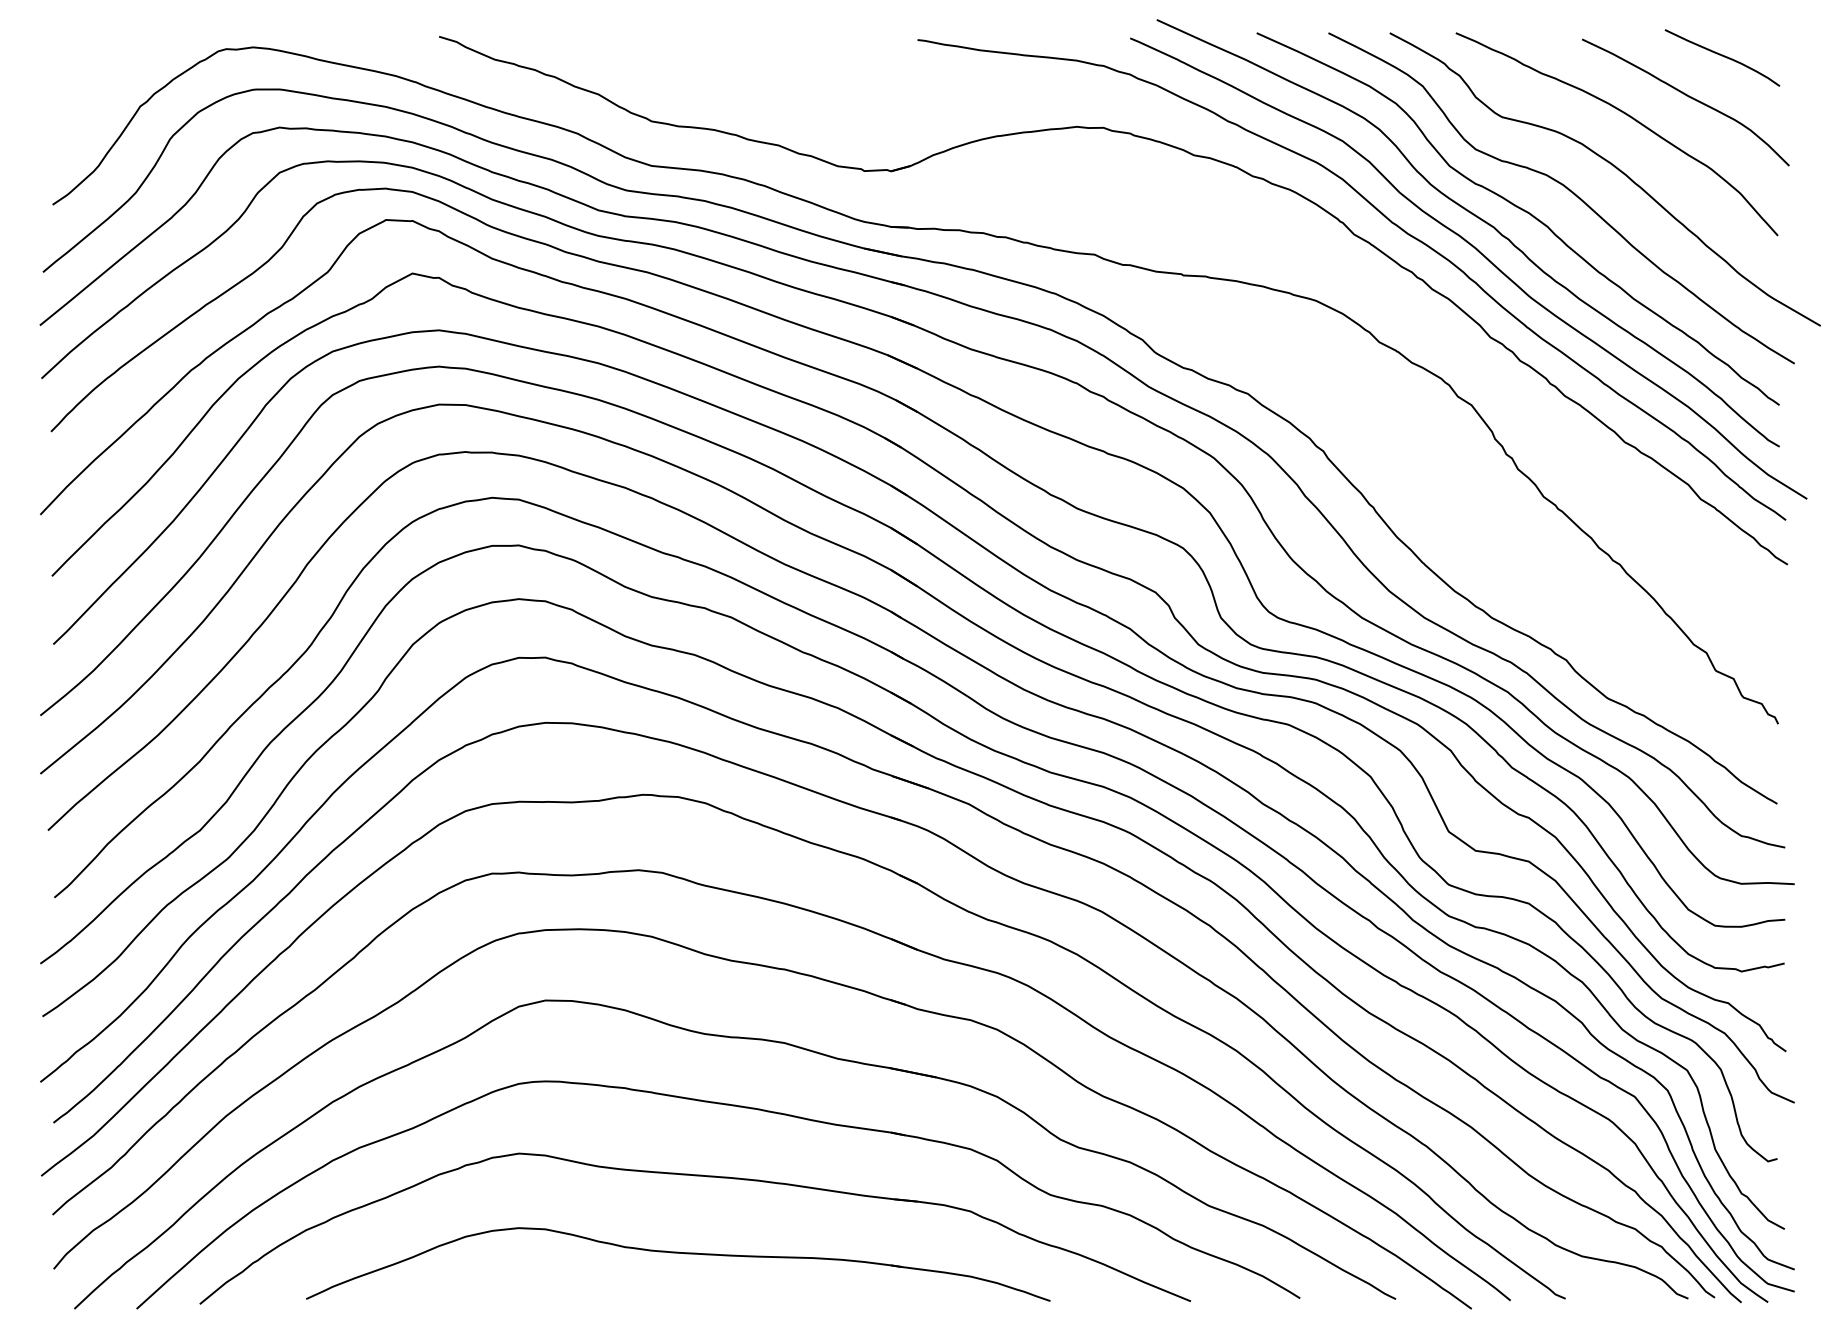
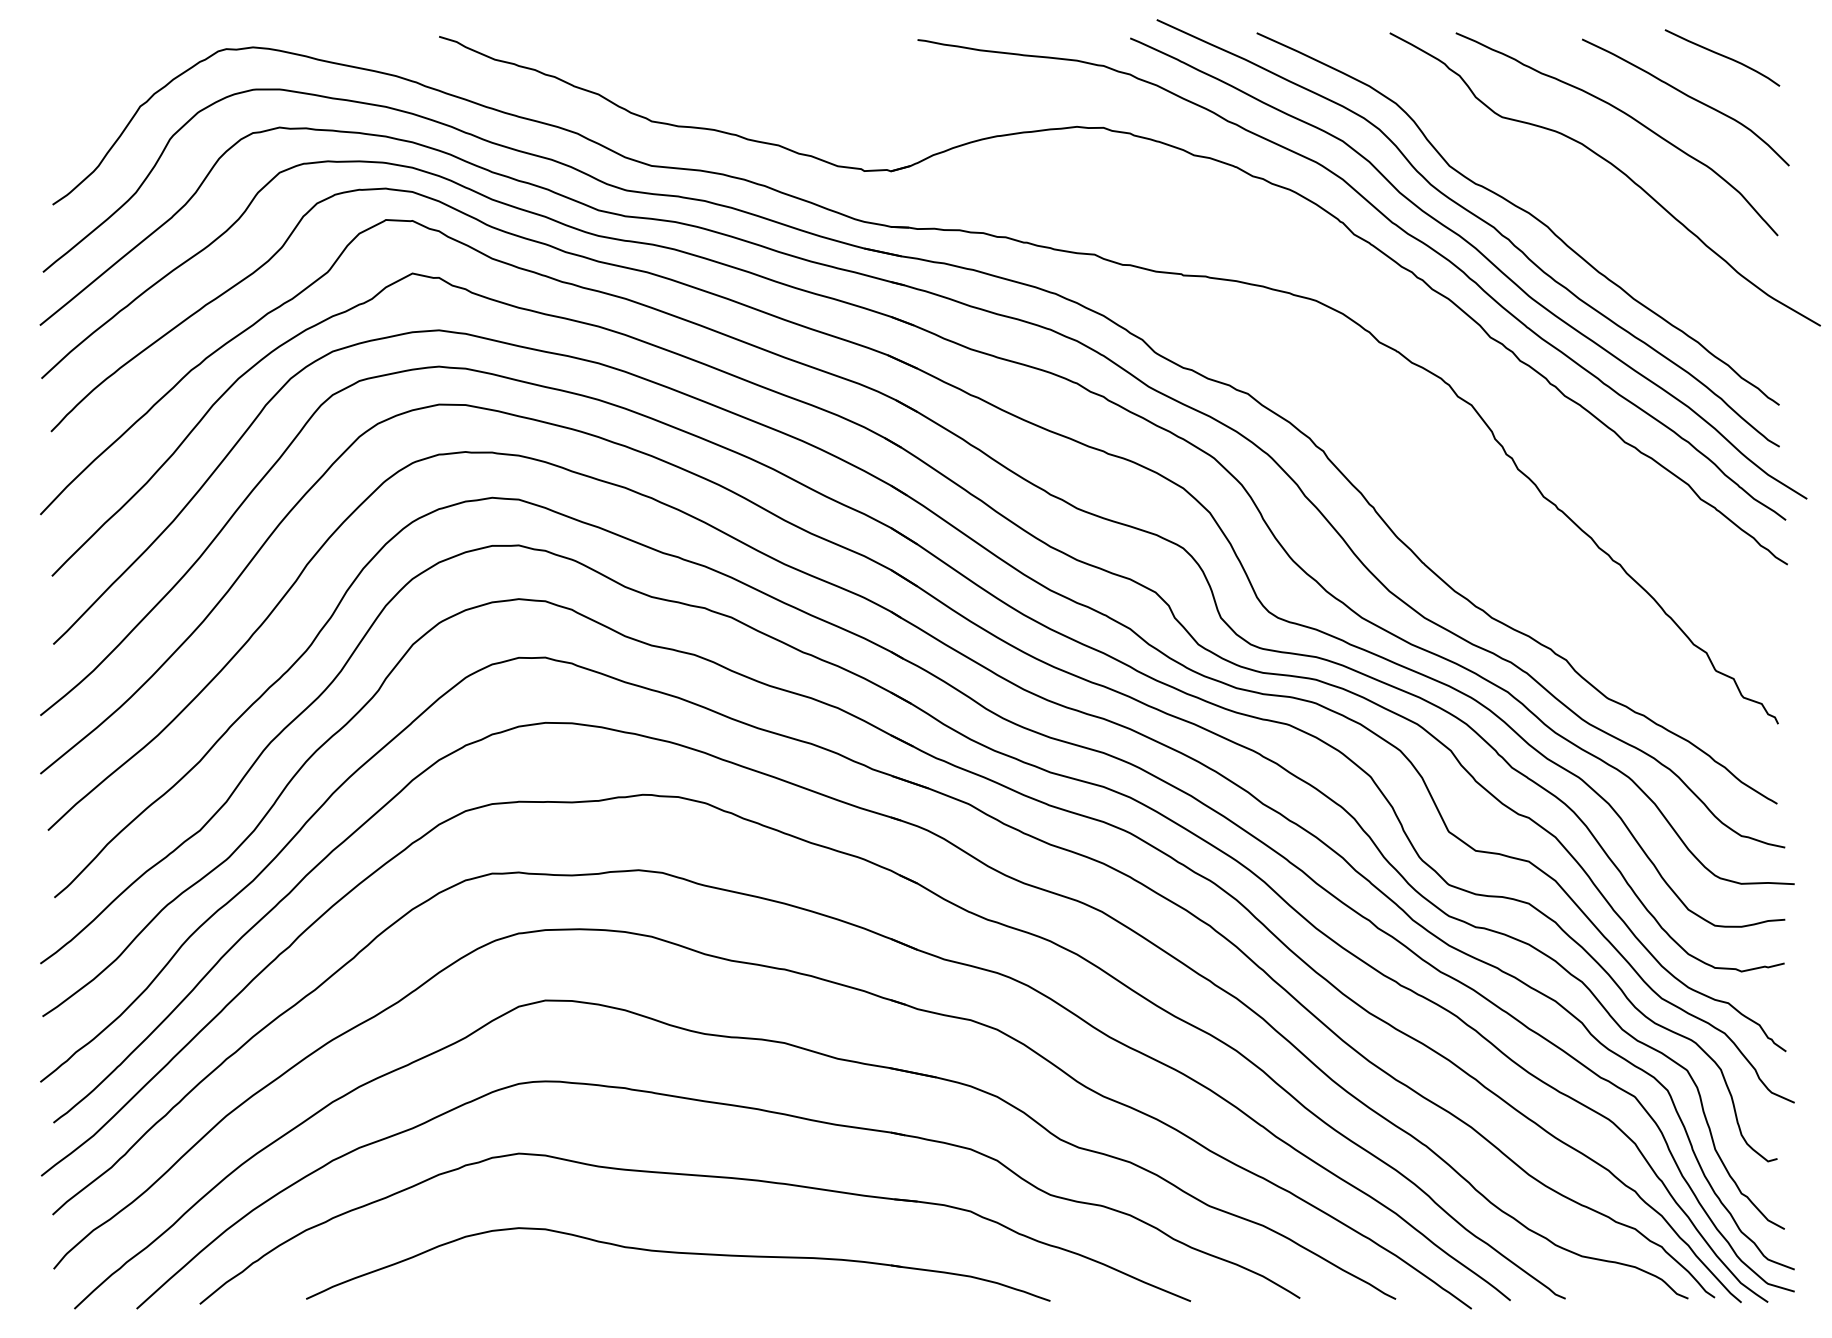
curve: present -> none (1568, 190)
